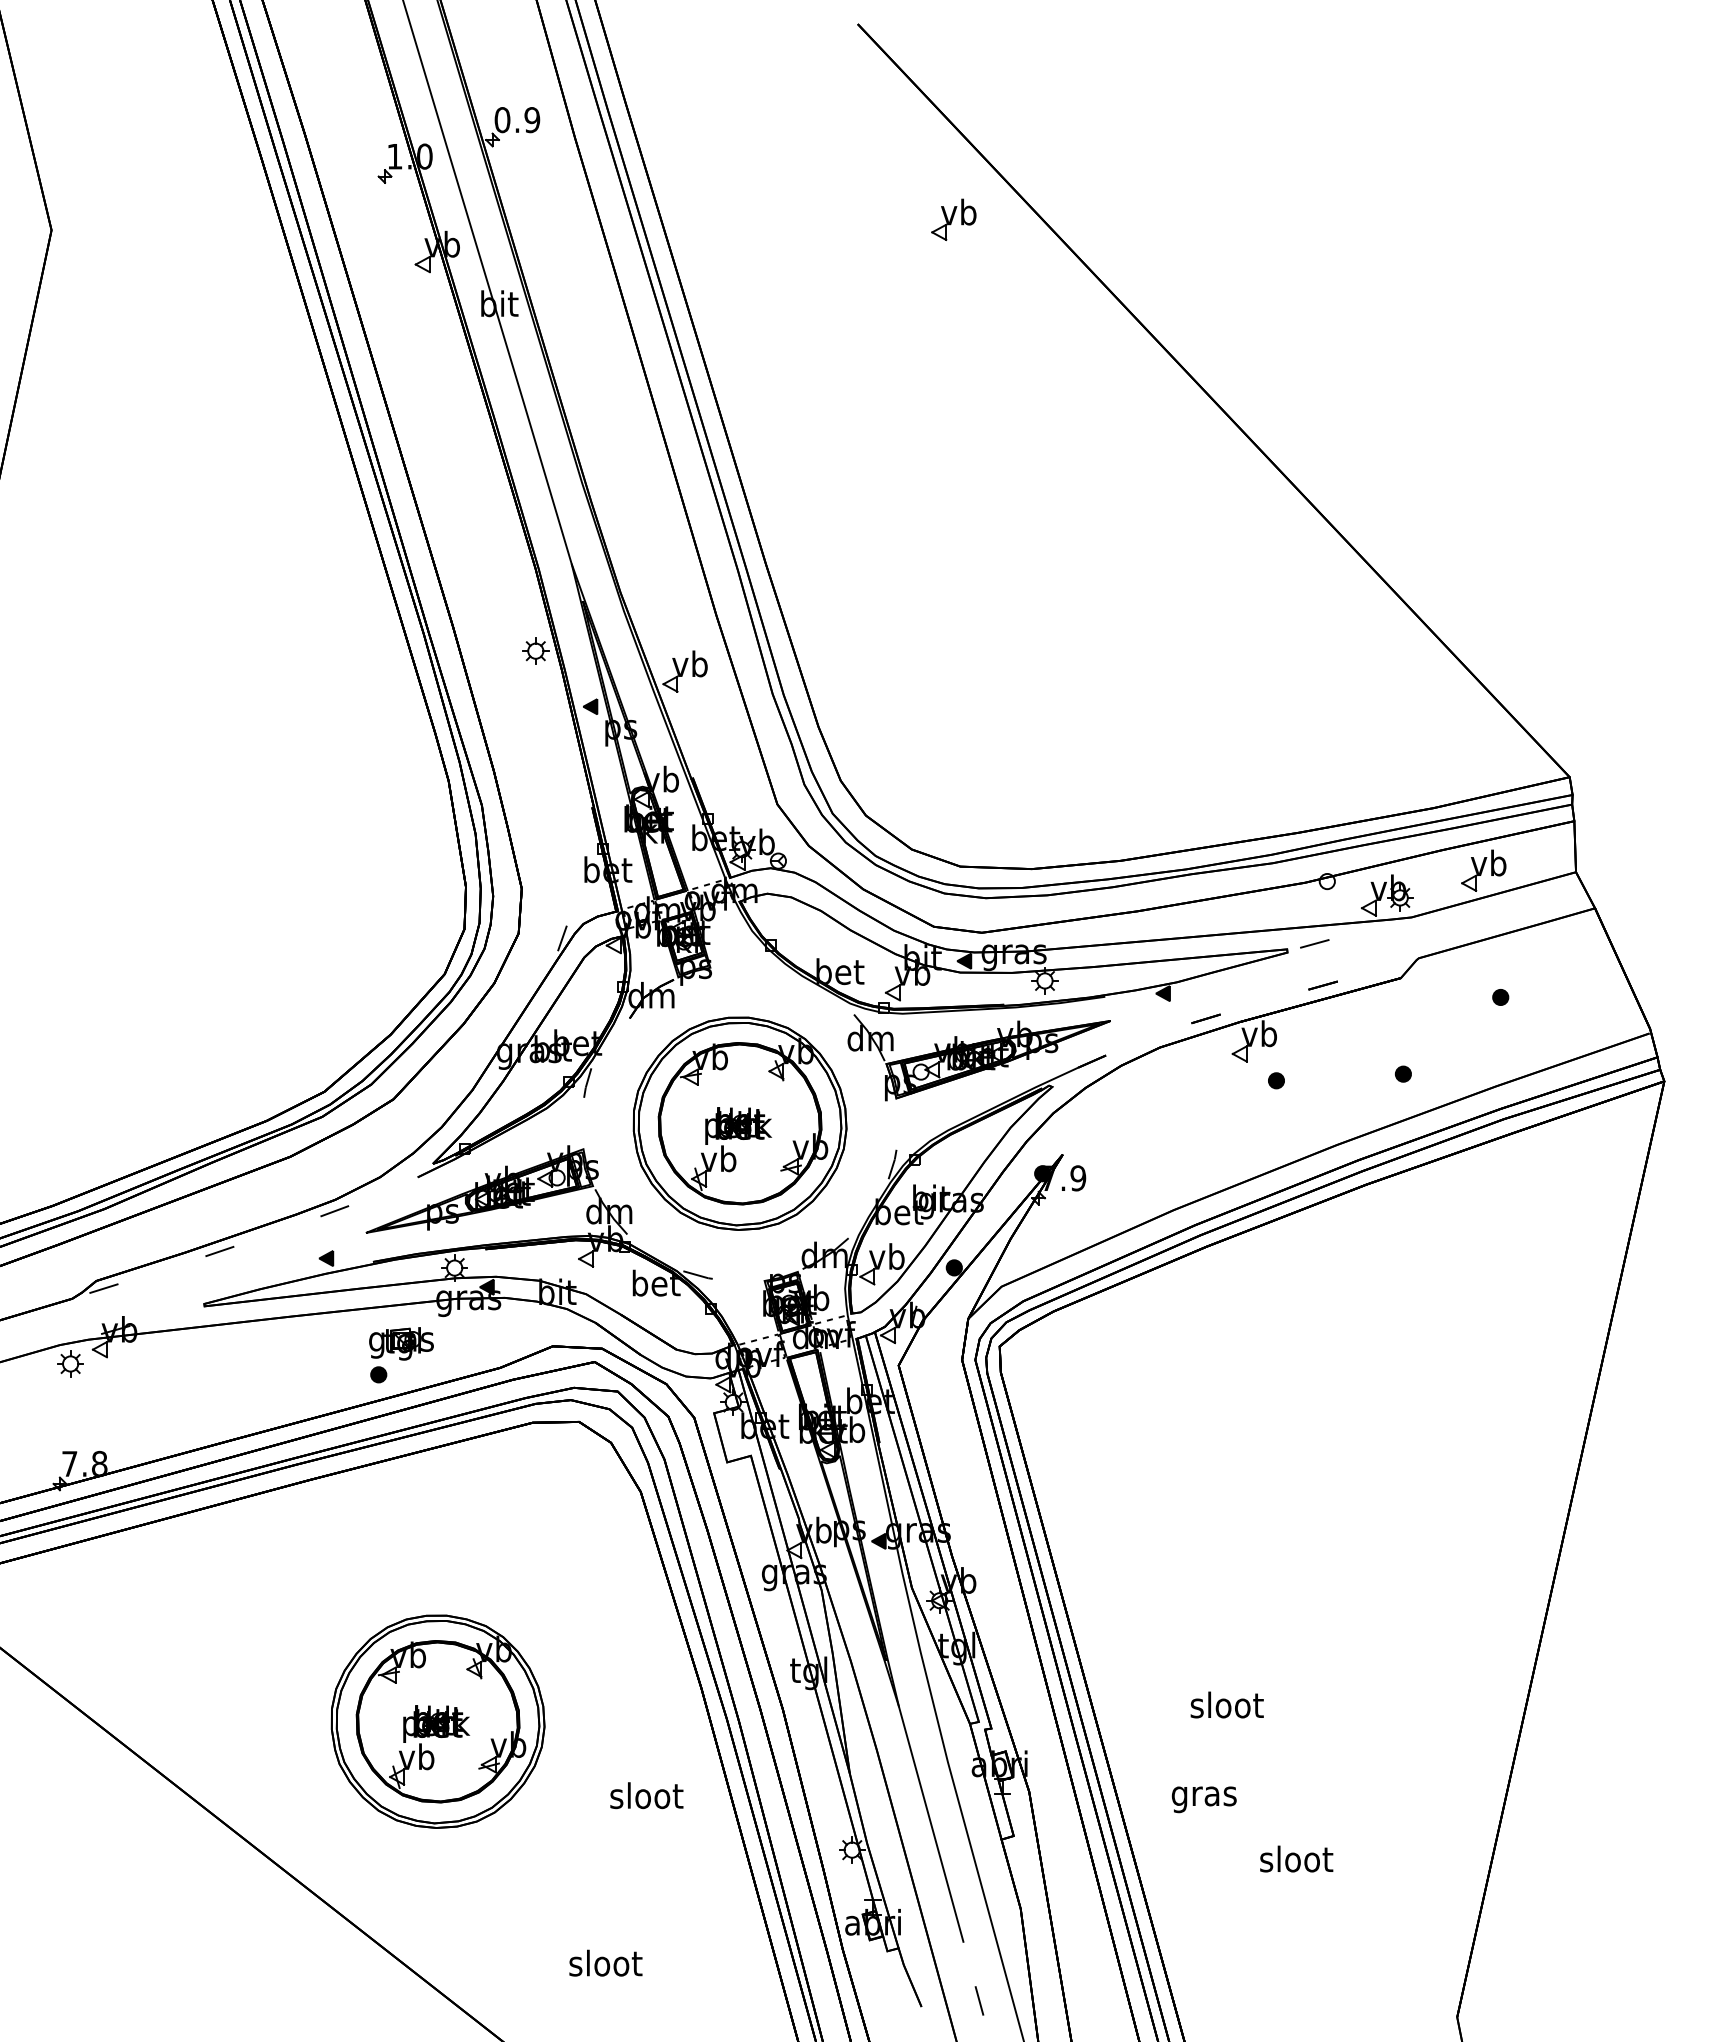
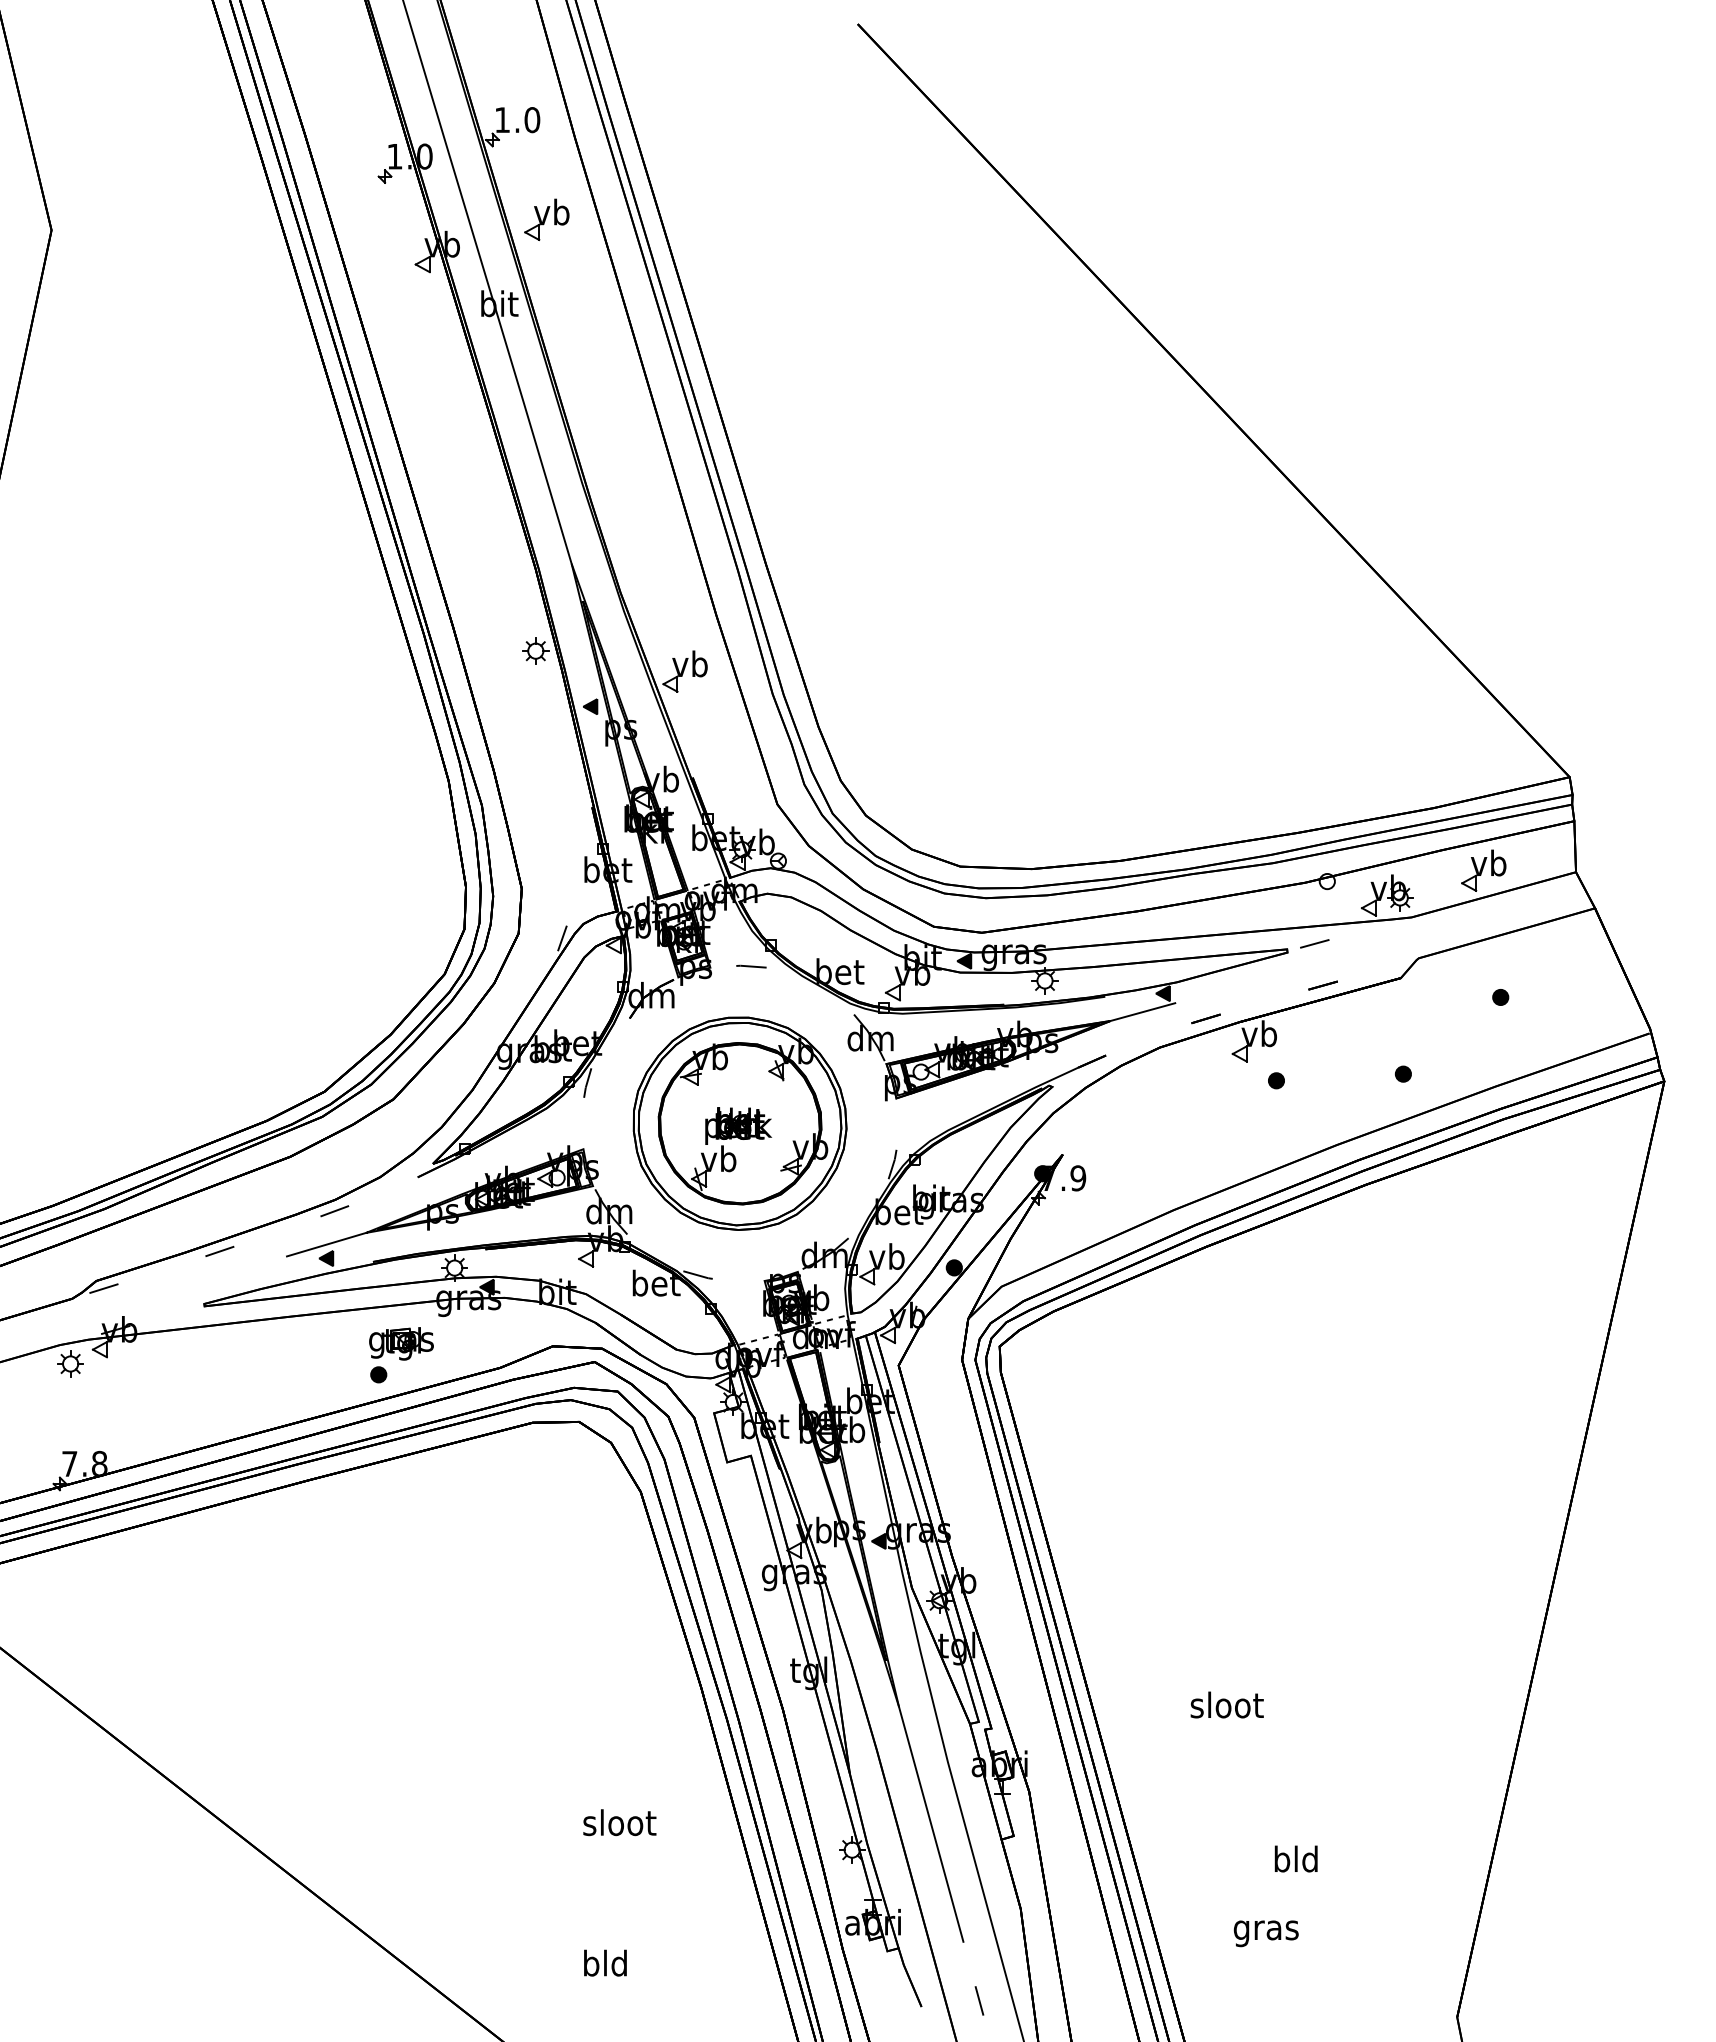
text: 0.9 -> 1.0 (517, 120)
part position: (953, 219) -> (546, 219) (546, 219)
line: none -> present (751, 966)
line: none -> present (1142, 1011)
line: none -> present (325, 1244)
part: present -> none (437, 1721)
text position: (646, 1795) -> (619, 1822) (619, 1822)
text position: (1203, 1799) -> (1265, 1933) (1265, 1933)
text: sloot -> bld (1296, 1858)
text: sloot -> bld (605, 1962)
